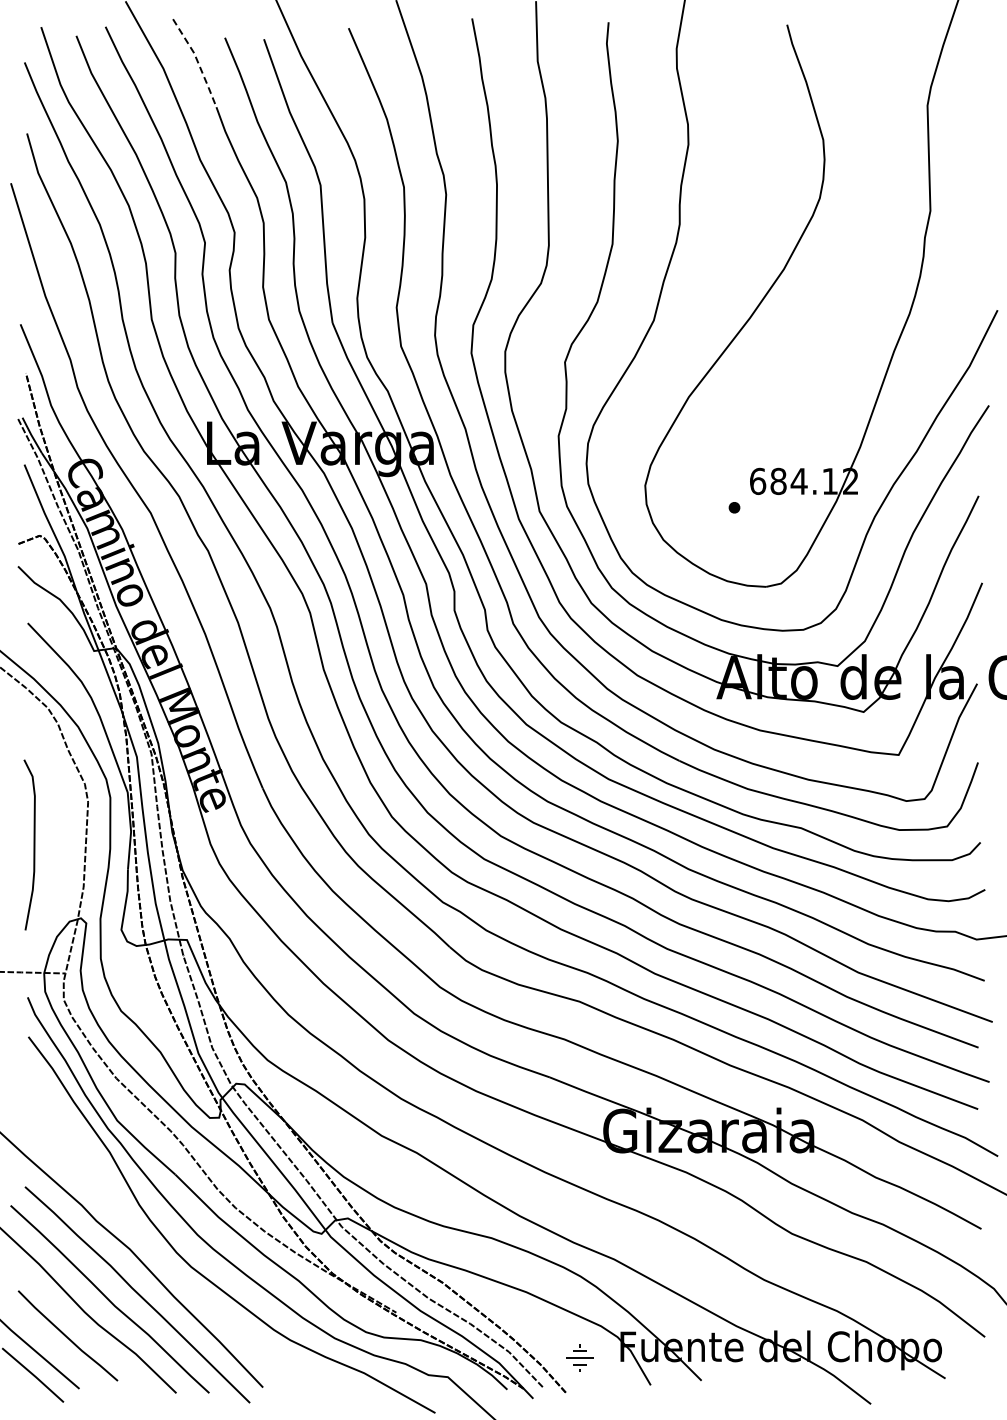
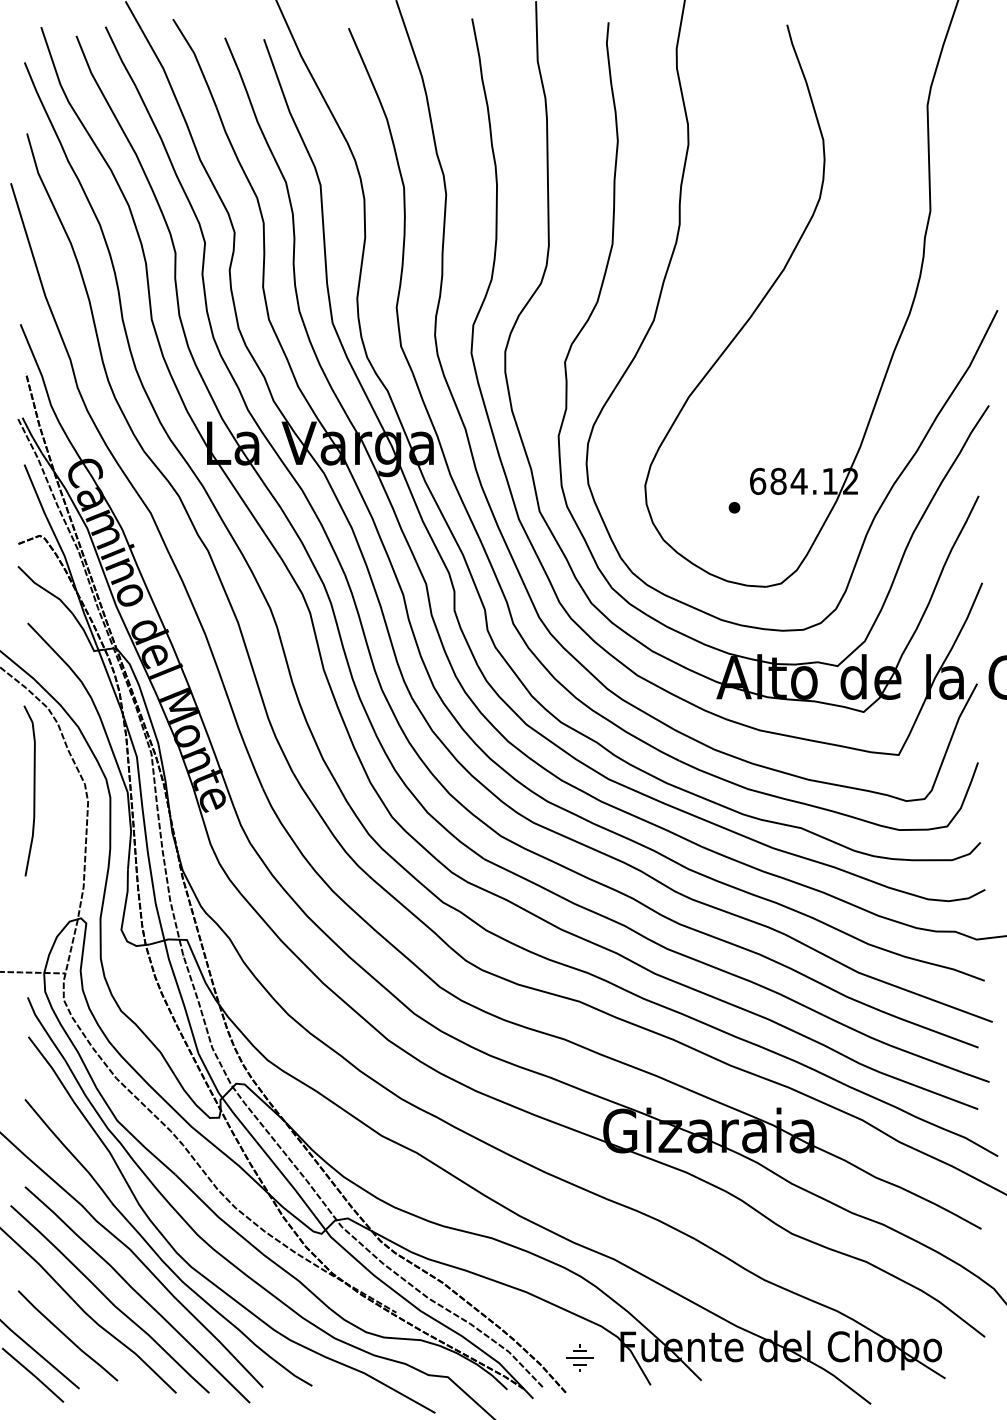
line: dashed -> solid (197, 61)
curve position: (33, 844) -> (33, 790) (33, 790)
curve: none -> present (157, 1253)
